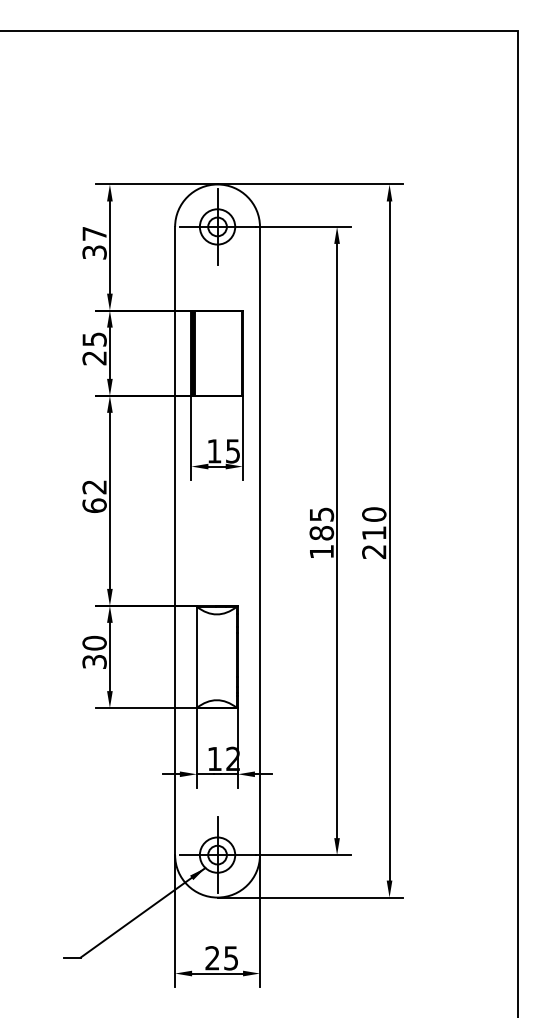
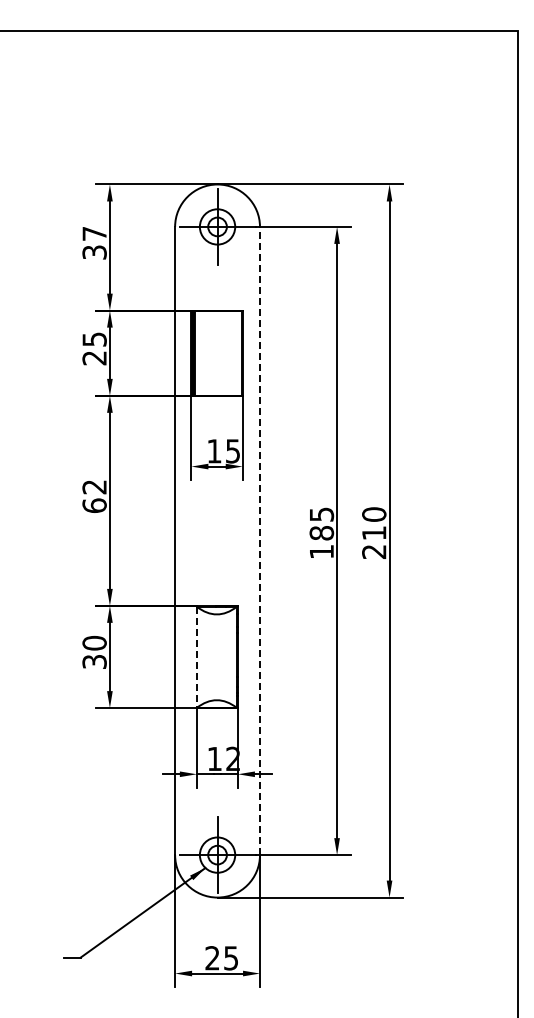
line: solid -> dashed (260, 540)
line: solid -> dashed (196, 657)
